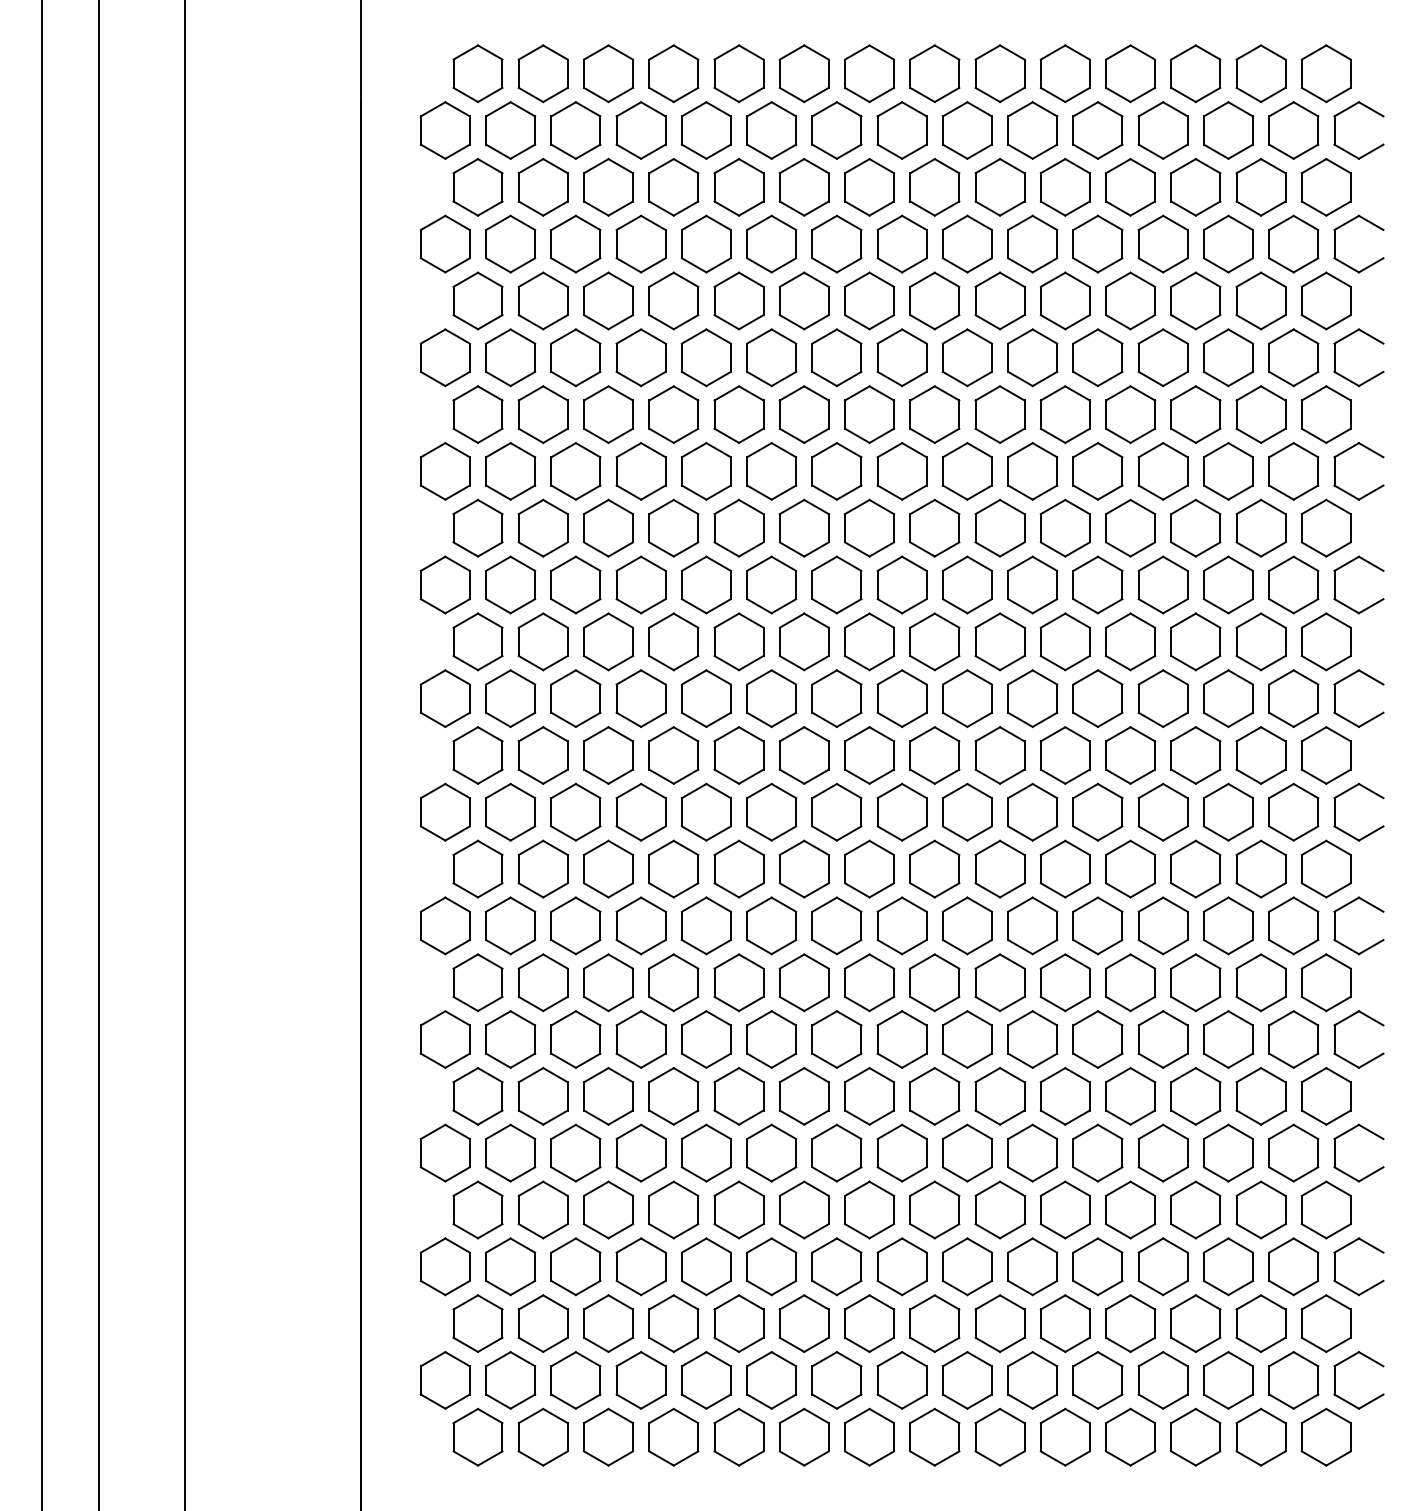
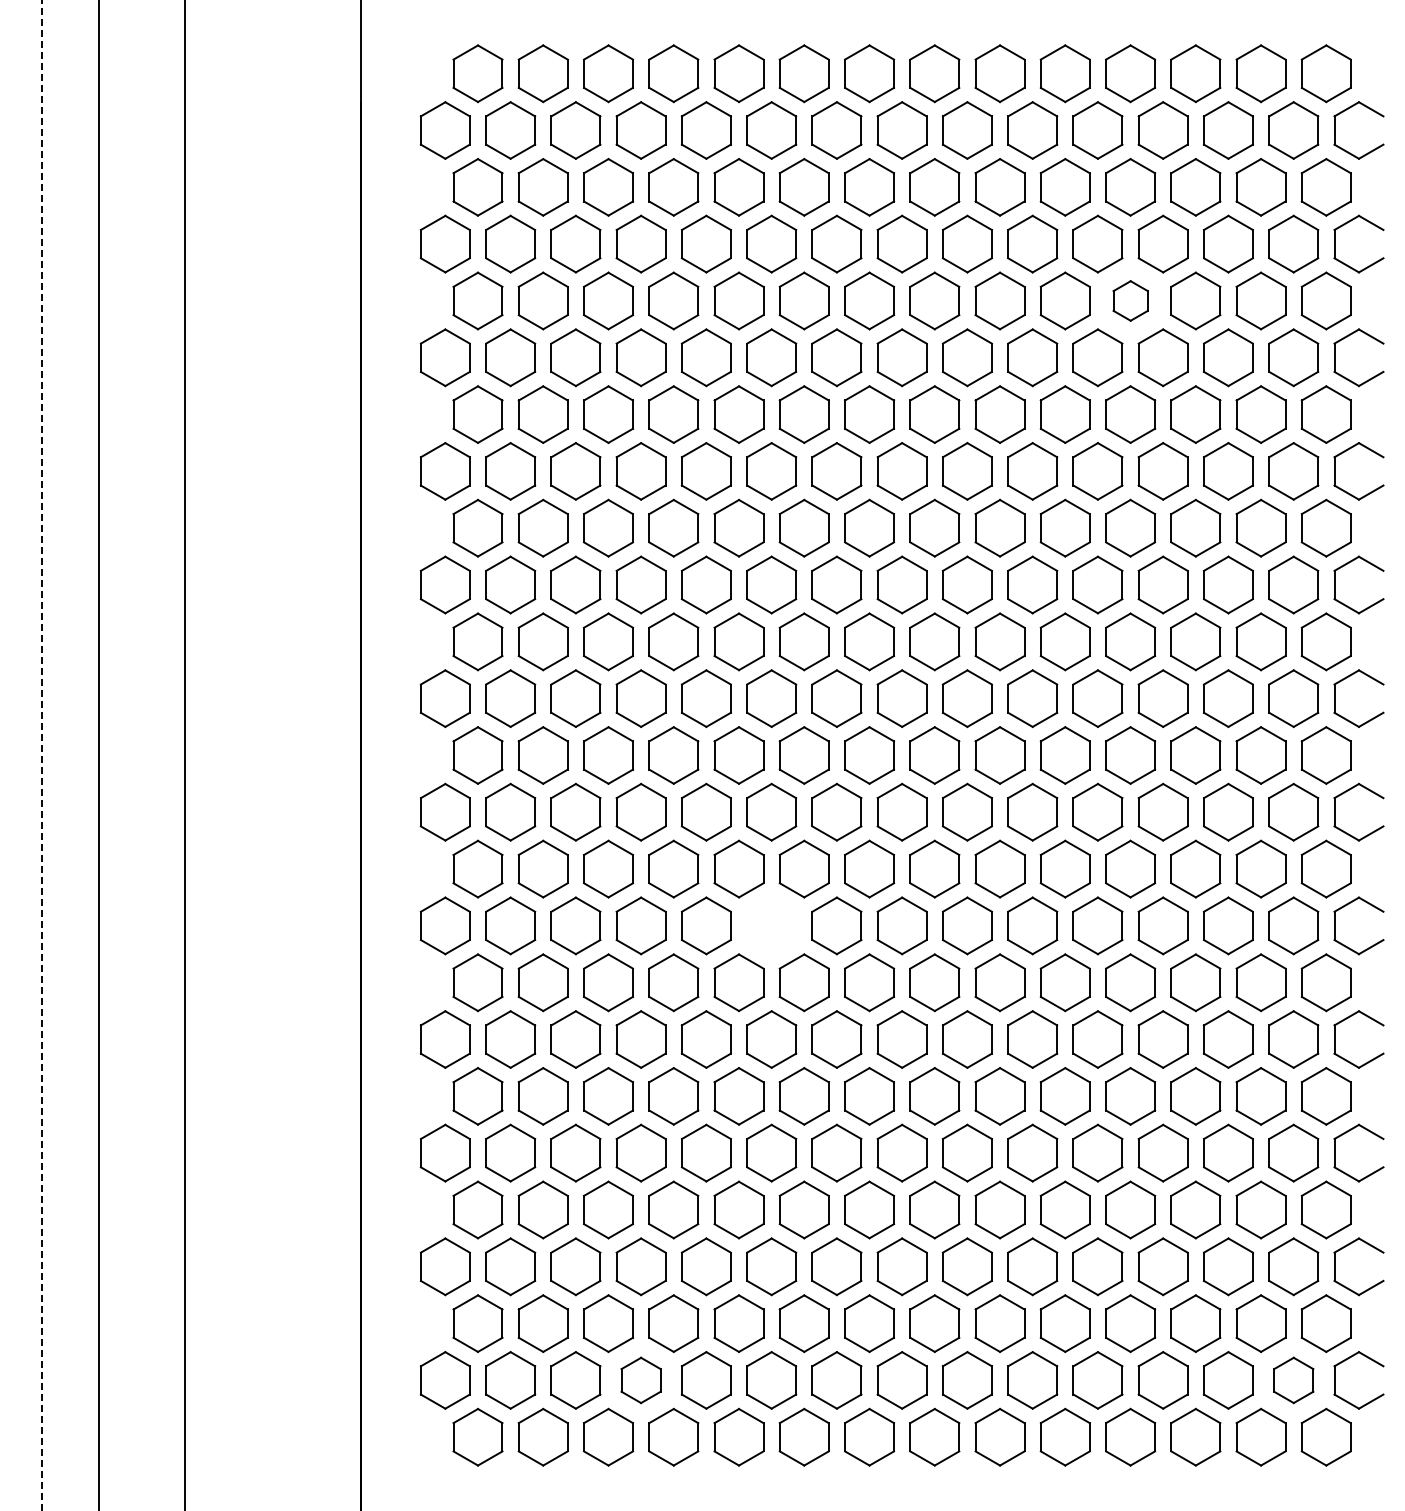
part size: 52x60 px -> 37x42 px (1130, 300)
line: solid -> dashed (41, 755)
part: present -> none (771, 925)
part size: 52x59 px -> 42x49 px (640, 1380)
part size: 52x59 px -> 42x49 px (1293, 1380)
